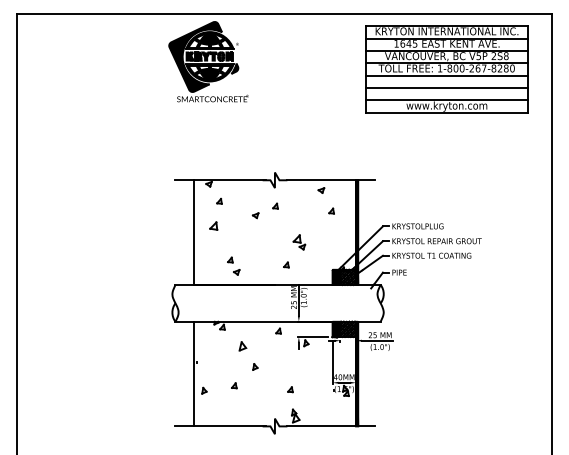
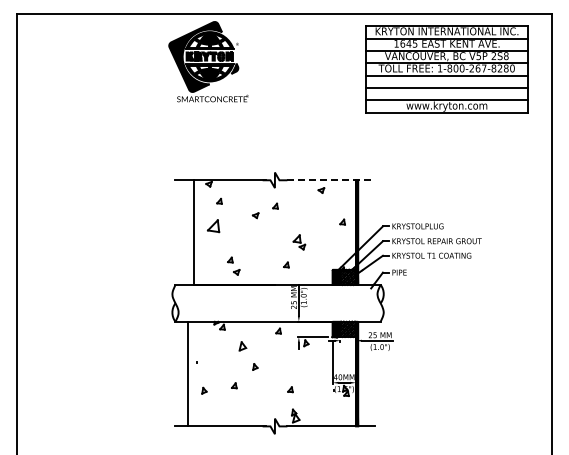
line: solid -> dashed (330, 180)
part position: (331, 210) -> (342, 221) (342, 221)
part size: 10x10 px -> 15x15 px (213, 226)
line position: (193, 373) -> (187, 373) (187, 373)
